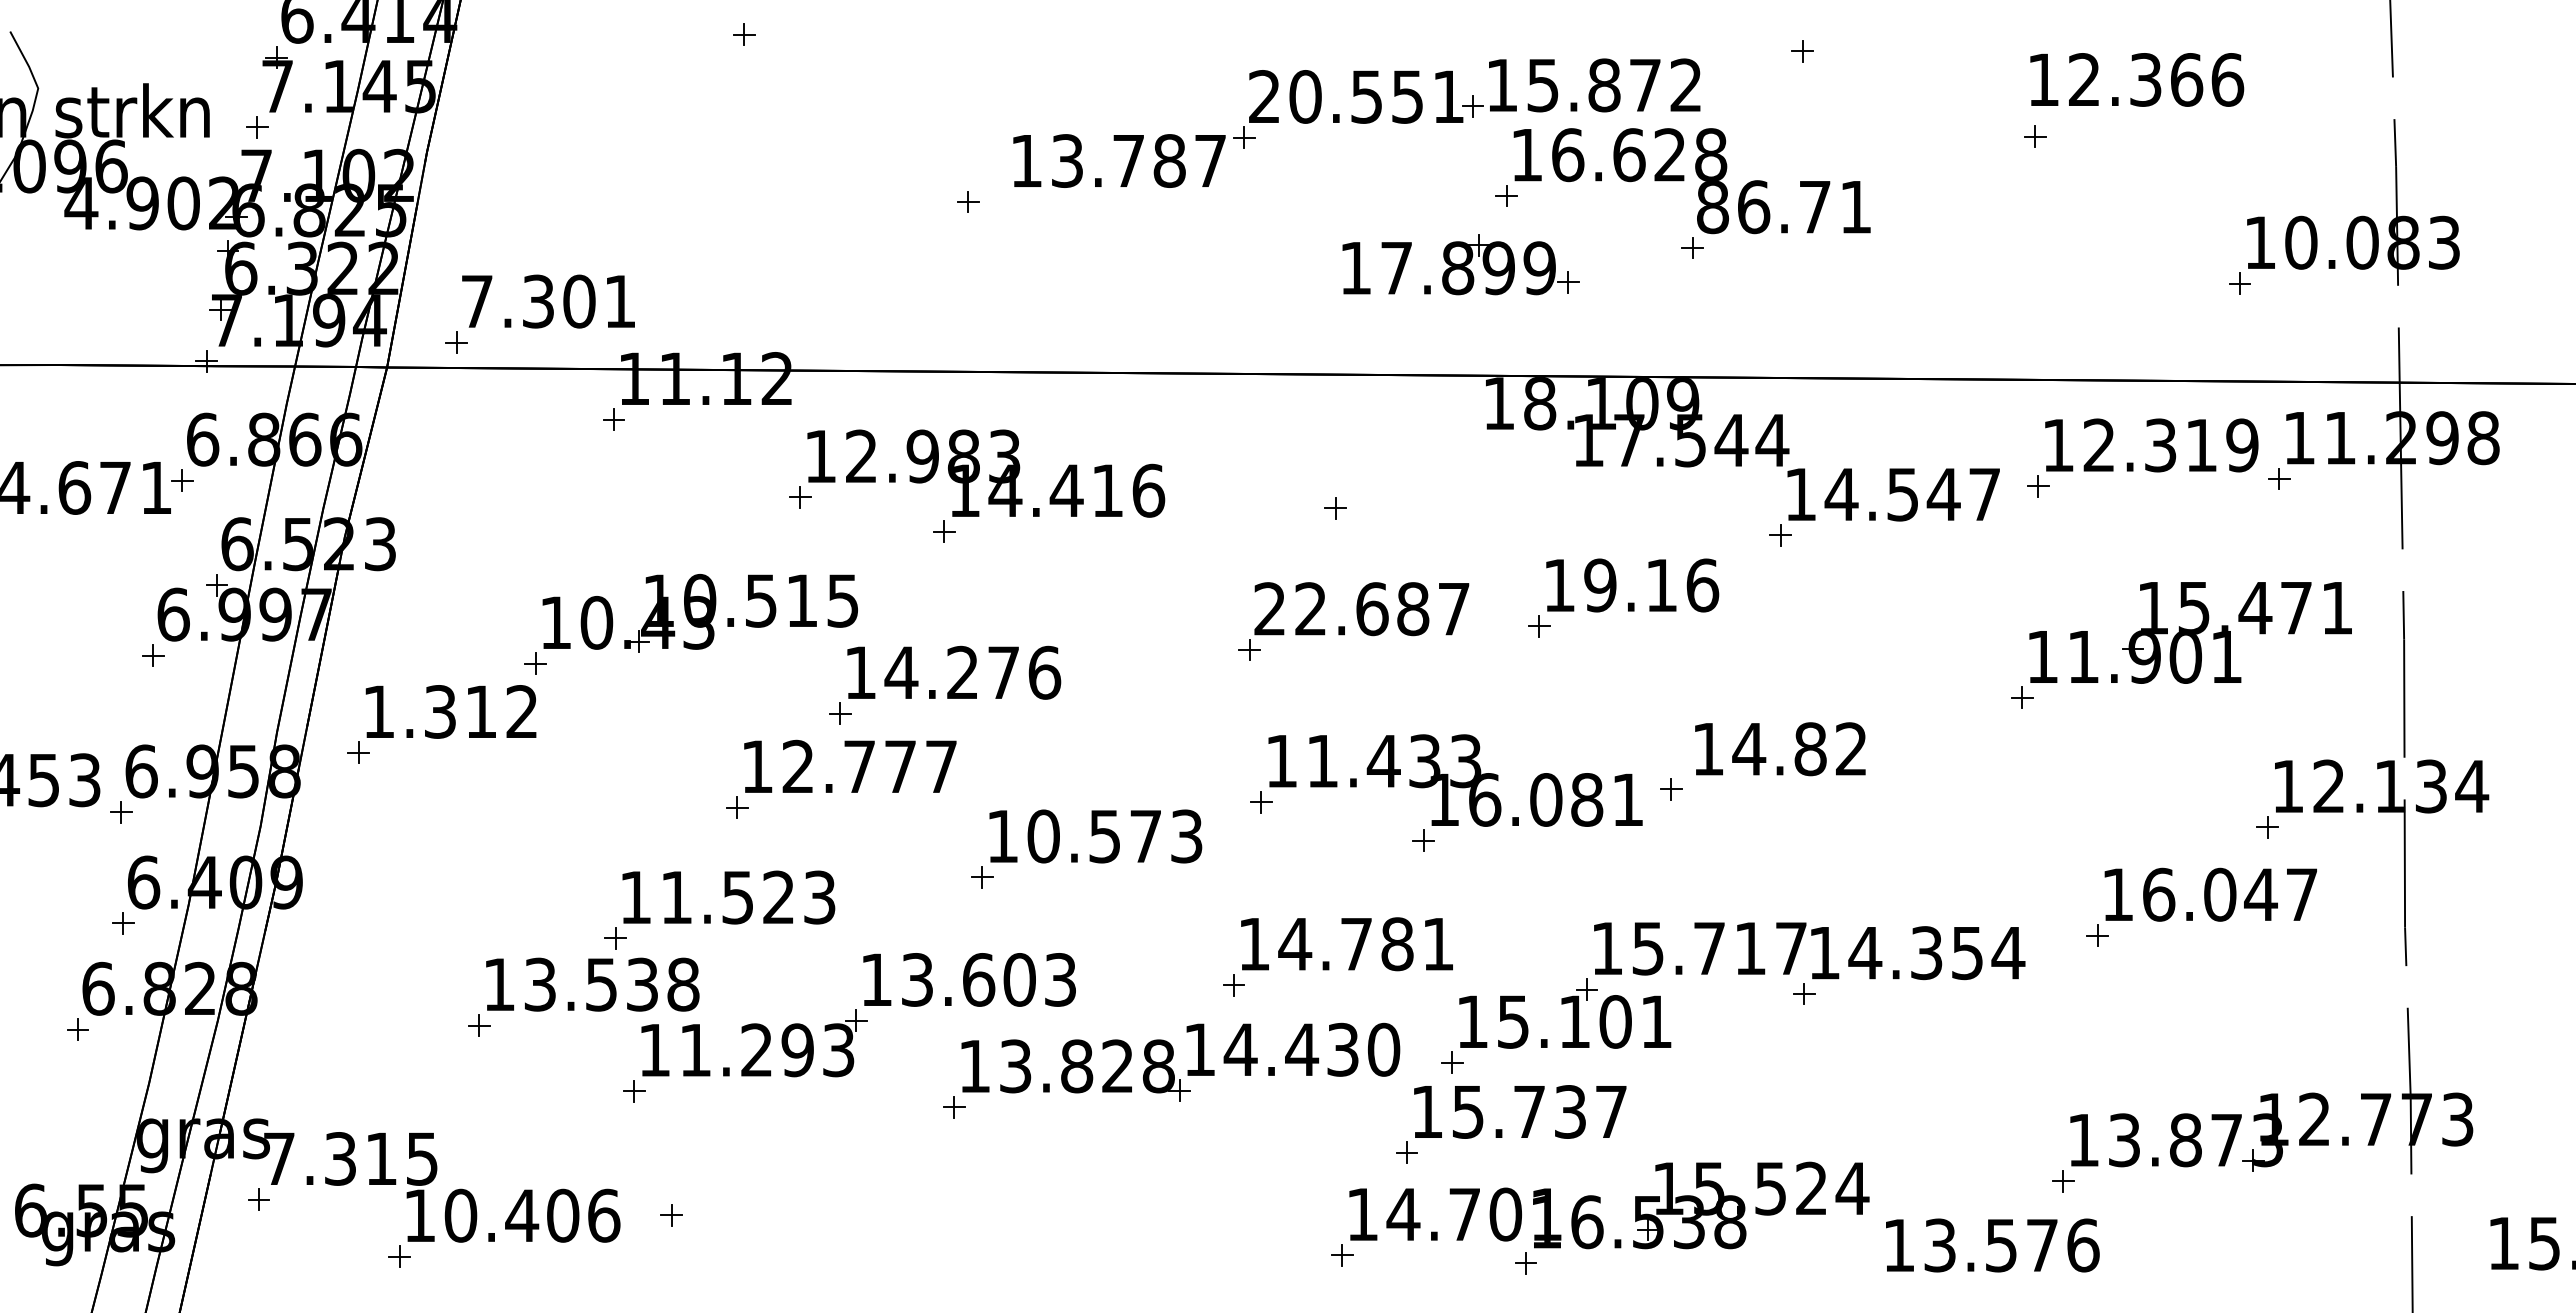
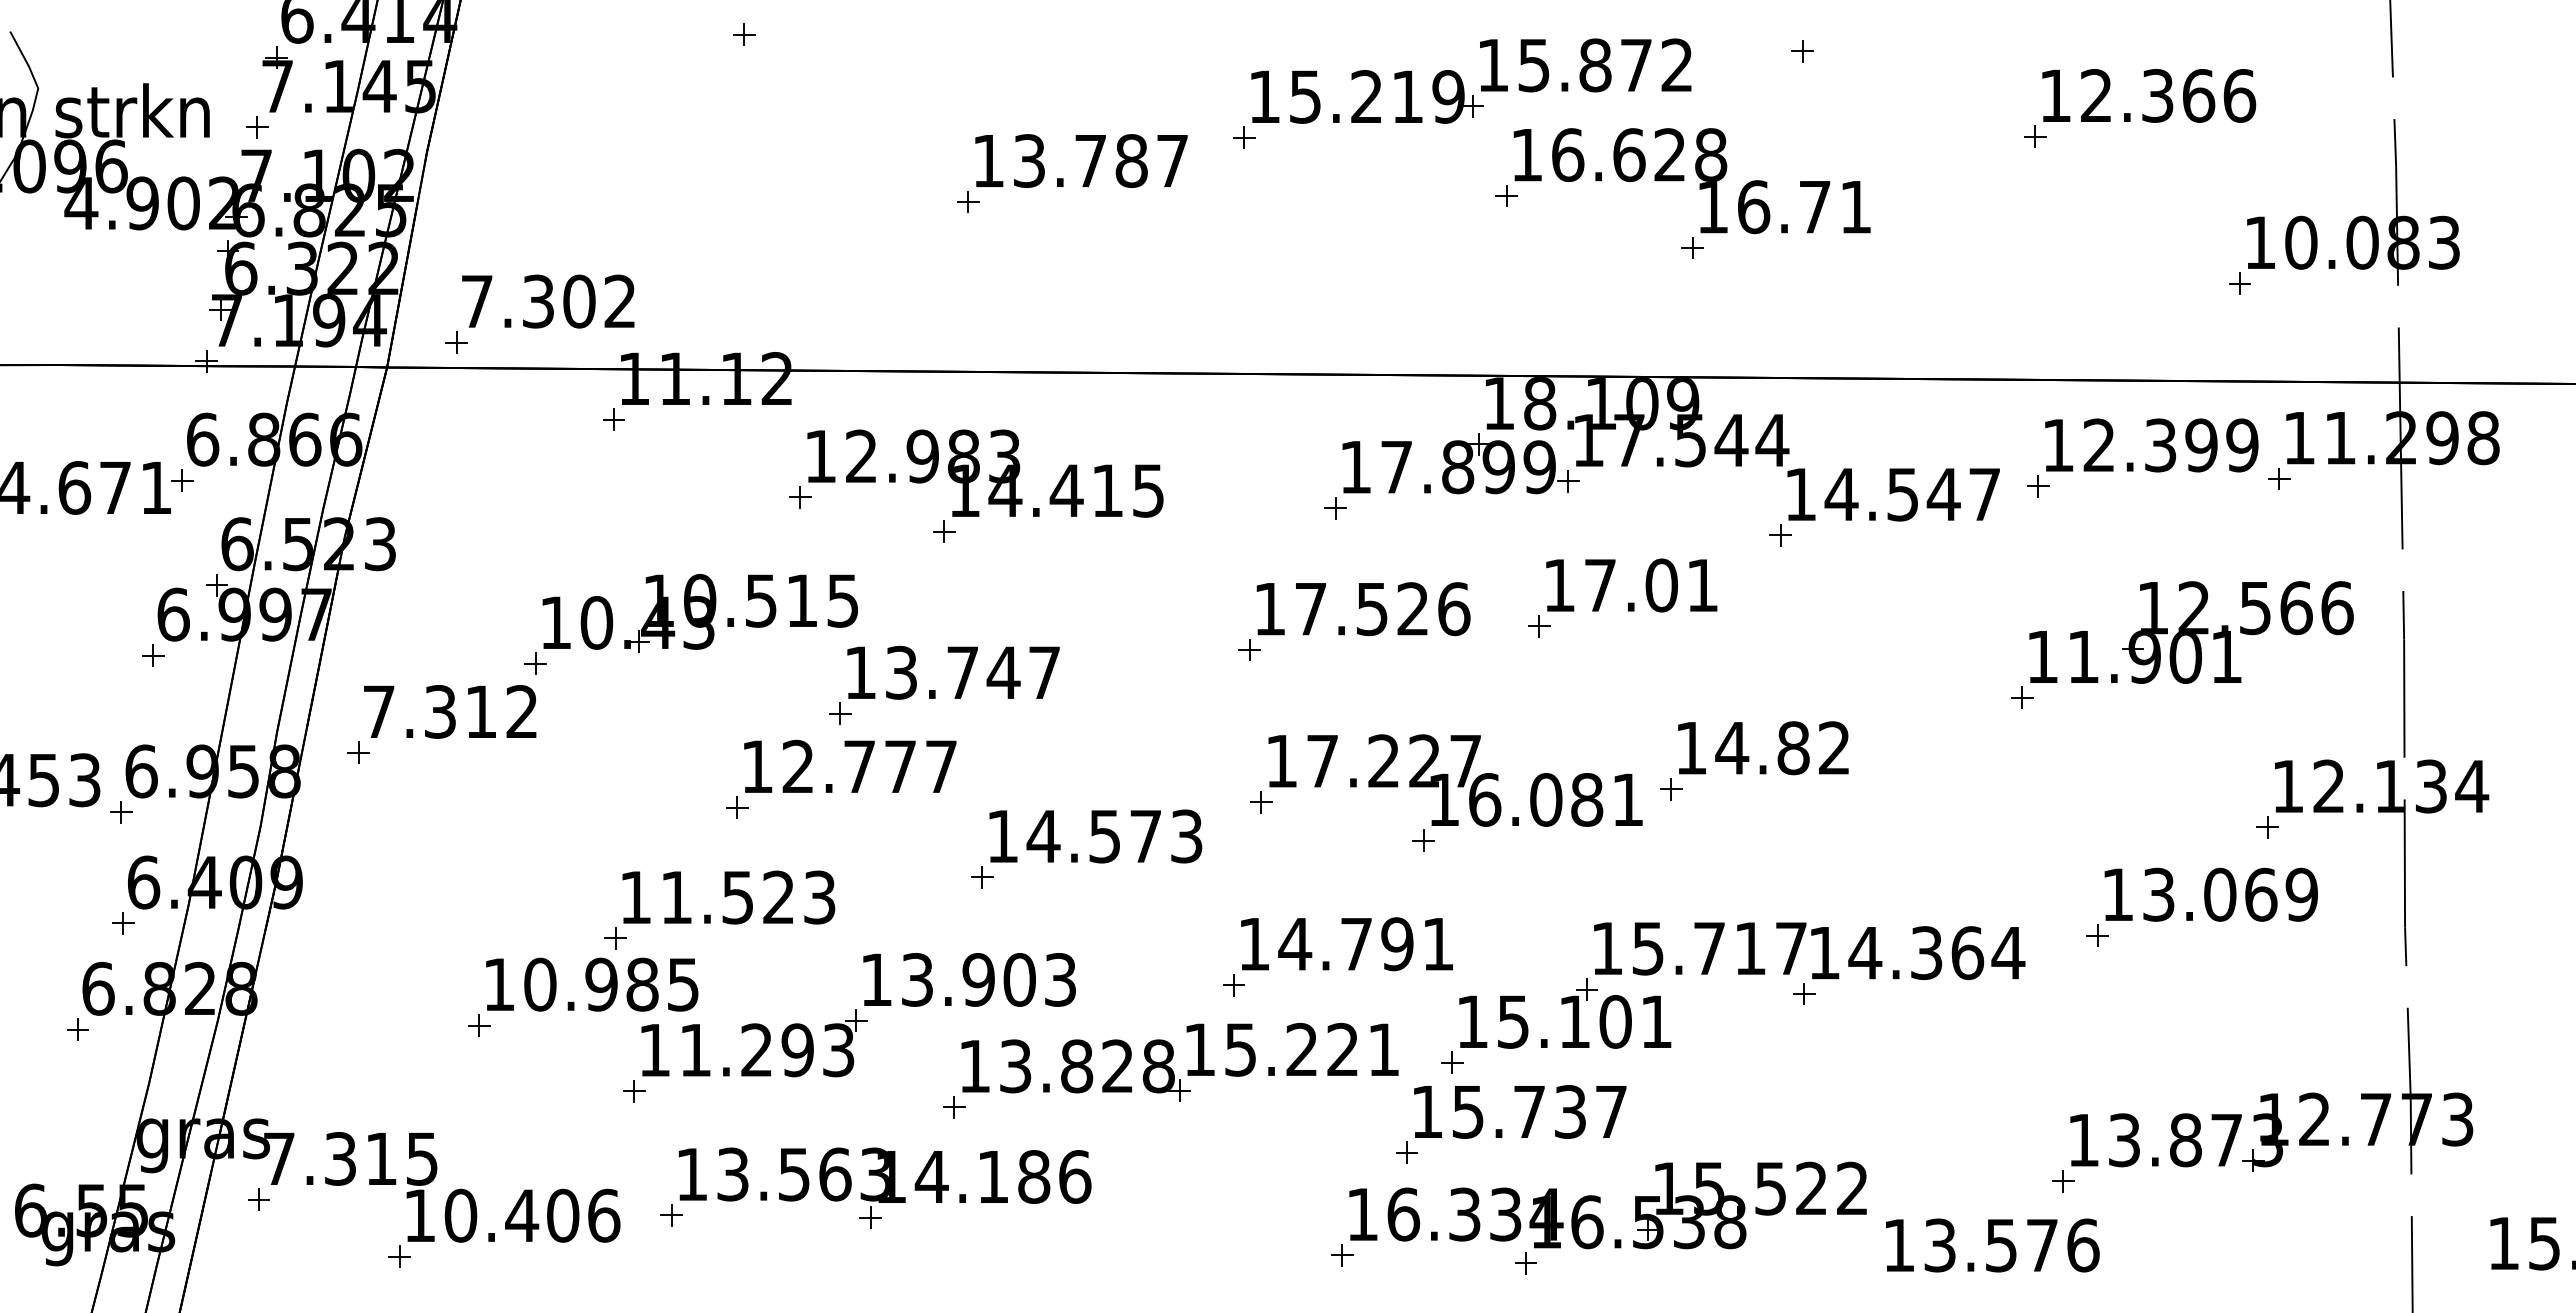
text position: (2137, 79) -> (2149, 95) (2149, 95)
text position: (1594, 85) -> (1585, 65) (1585, 65)
text: 20.551 -> 15.219 (1356, 96)
text position: (1119, 160) -> (1081, 160) (1081, 160)
text: 86.71 -> 16.71 (1713, 207)
part position: (1460, 264) -> (1460, 463) (1460, 463)
text: 7.301 -> 7.302 (619, 300)
text: 12.319 -> 12.399 (2201, 445)
text: 14.416 -> 14.415 (1148, 490)
text: 19.16 -> 17.01 (1651, 585)
text: 15.471 -> 12.566 (2265, 608)
text: 22.687 -> 17.526 (1362, 609)
text: 14.276 -> 13.747 (972, 672)
text: 1.312 -> 7.312 (379, 711)
text position: (1780, 749) -> (1763, 748) (1763, 748)
text: 11.433 -> 17.227 (1394, 761)
text: 10.573 -> 14.573 (1043, 836)
text: 16.047 -> 13.069 (2230, 894)
text: 14.781 -> 14.791 (1397, 944)
text: 14.354 -> 14.364 (1967, 953)
text: 13.603 -> 13.903 (978, 979)
text: 13.538 -> 10.985 (611, 984)
text: 14.430 -> 15.221 (1311, 1049)
part: none -> present (884, 1187)
text: 15.524 -> 15.522 (1852, 1187)
text: 14.701 -> 16.334 (1474, 1214)
